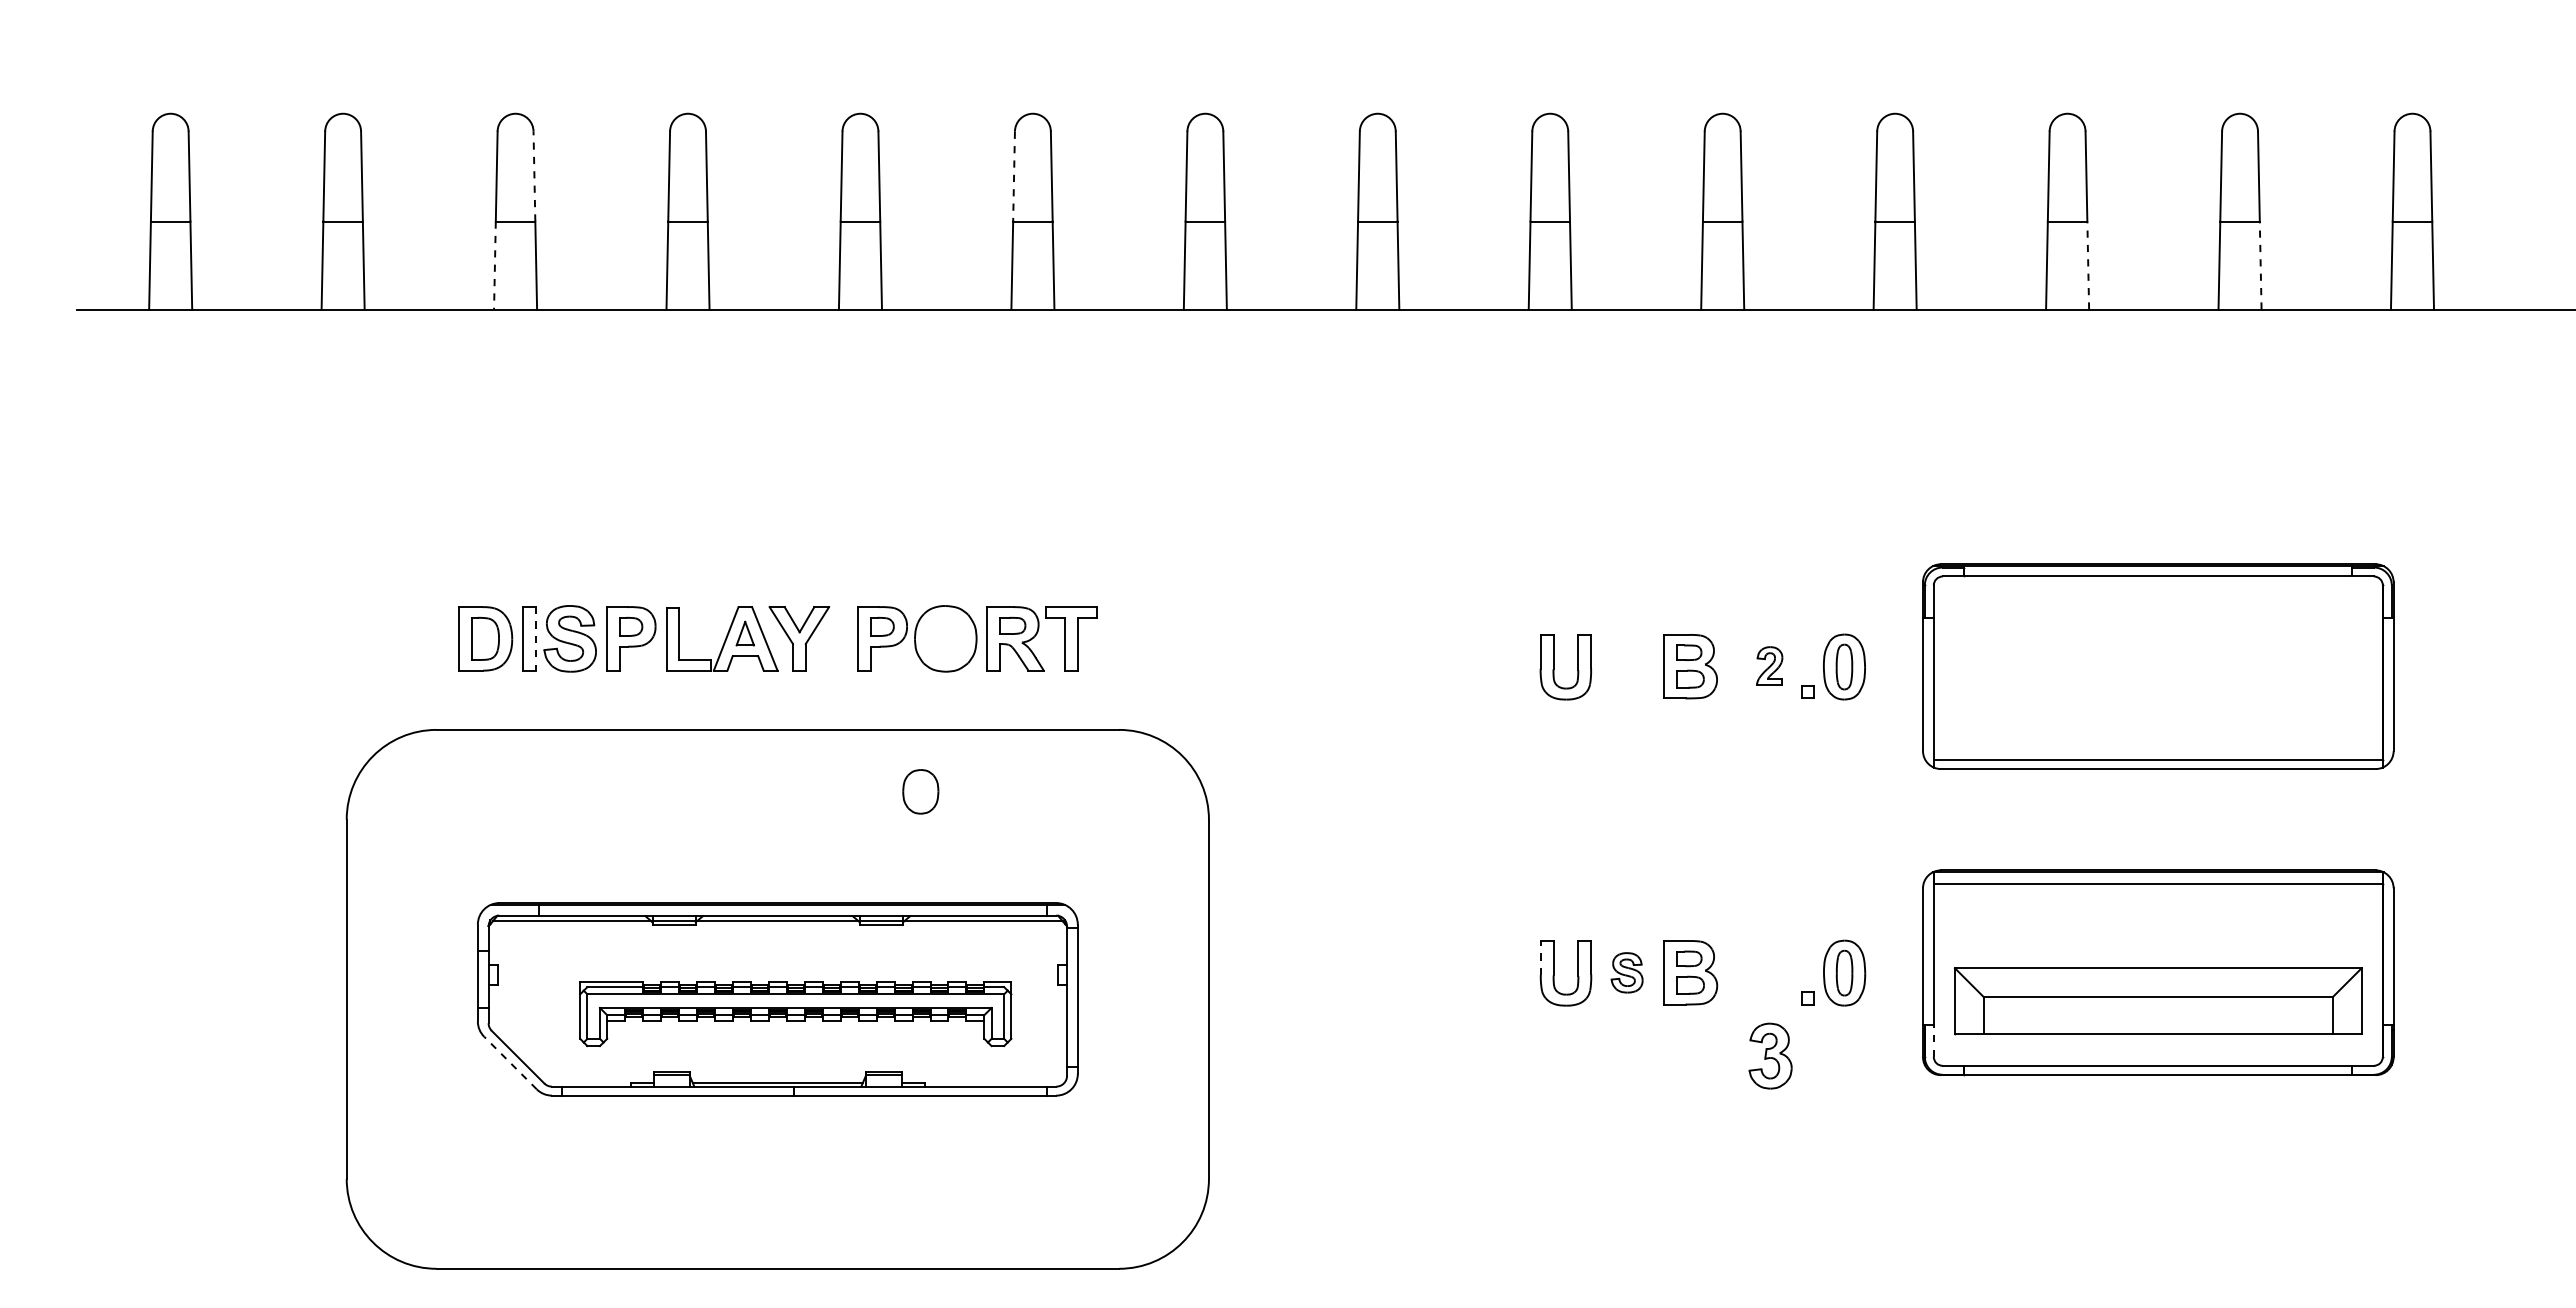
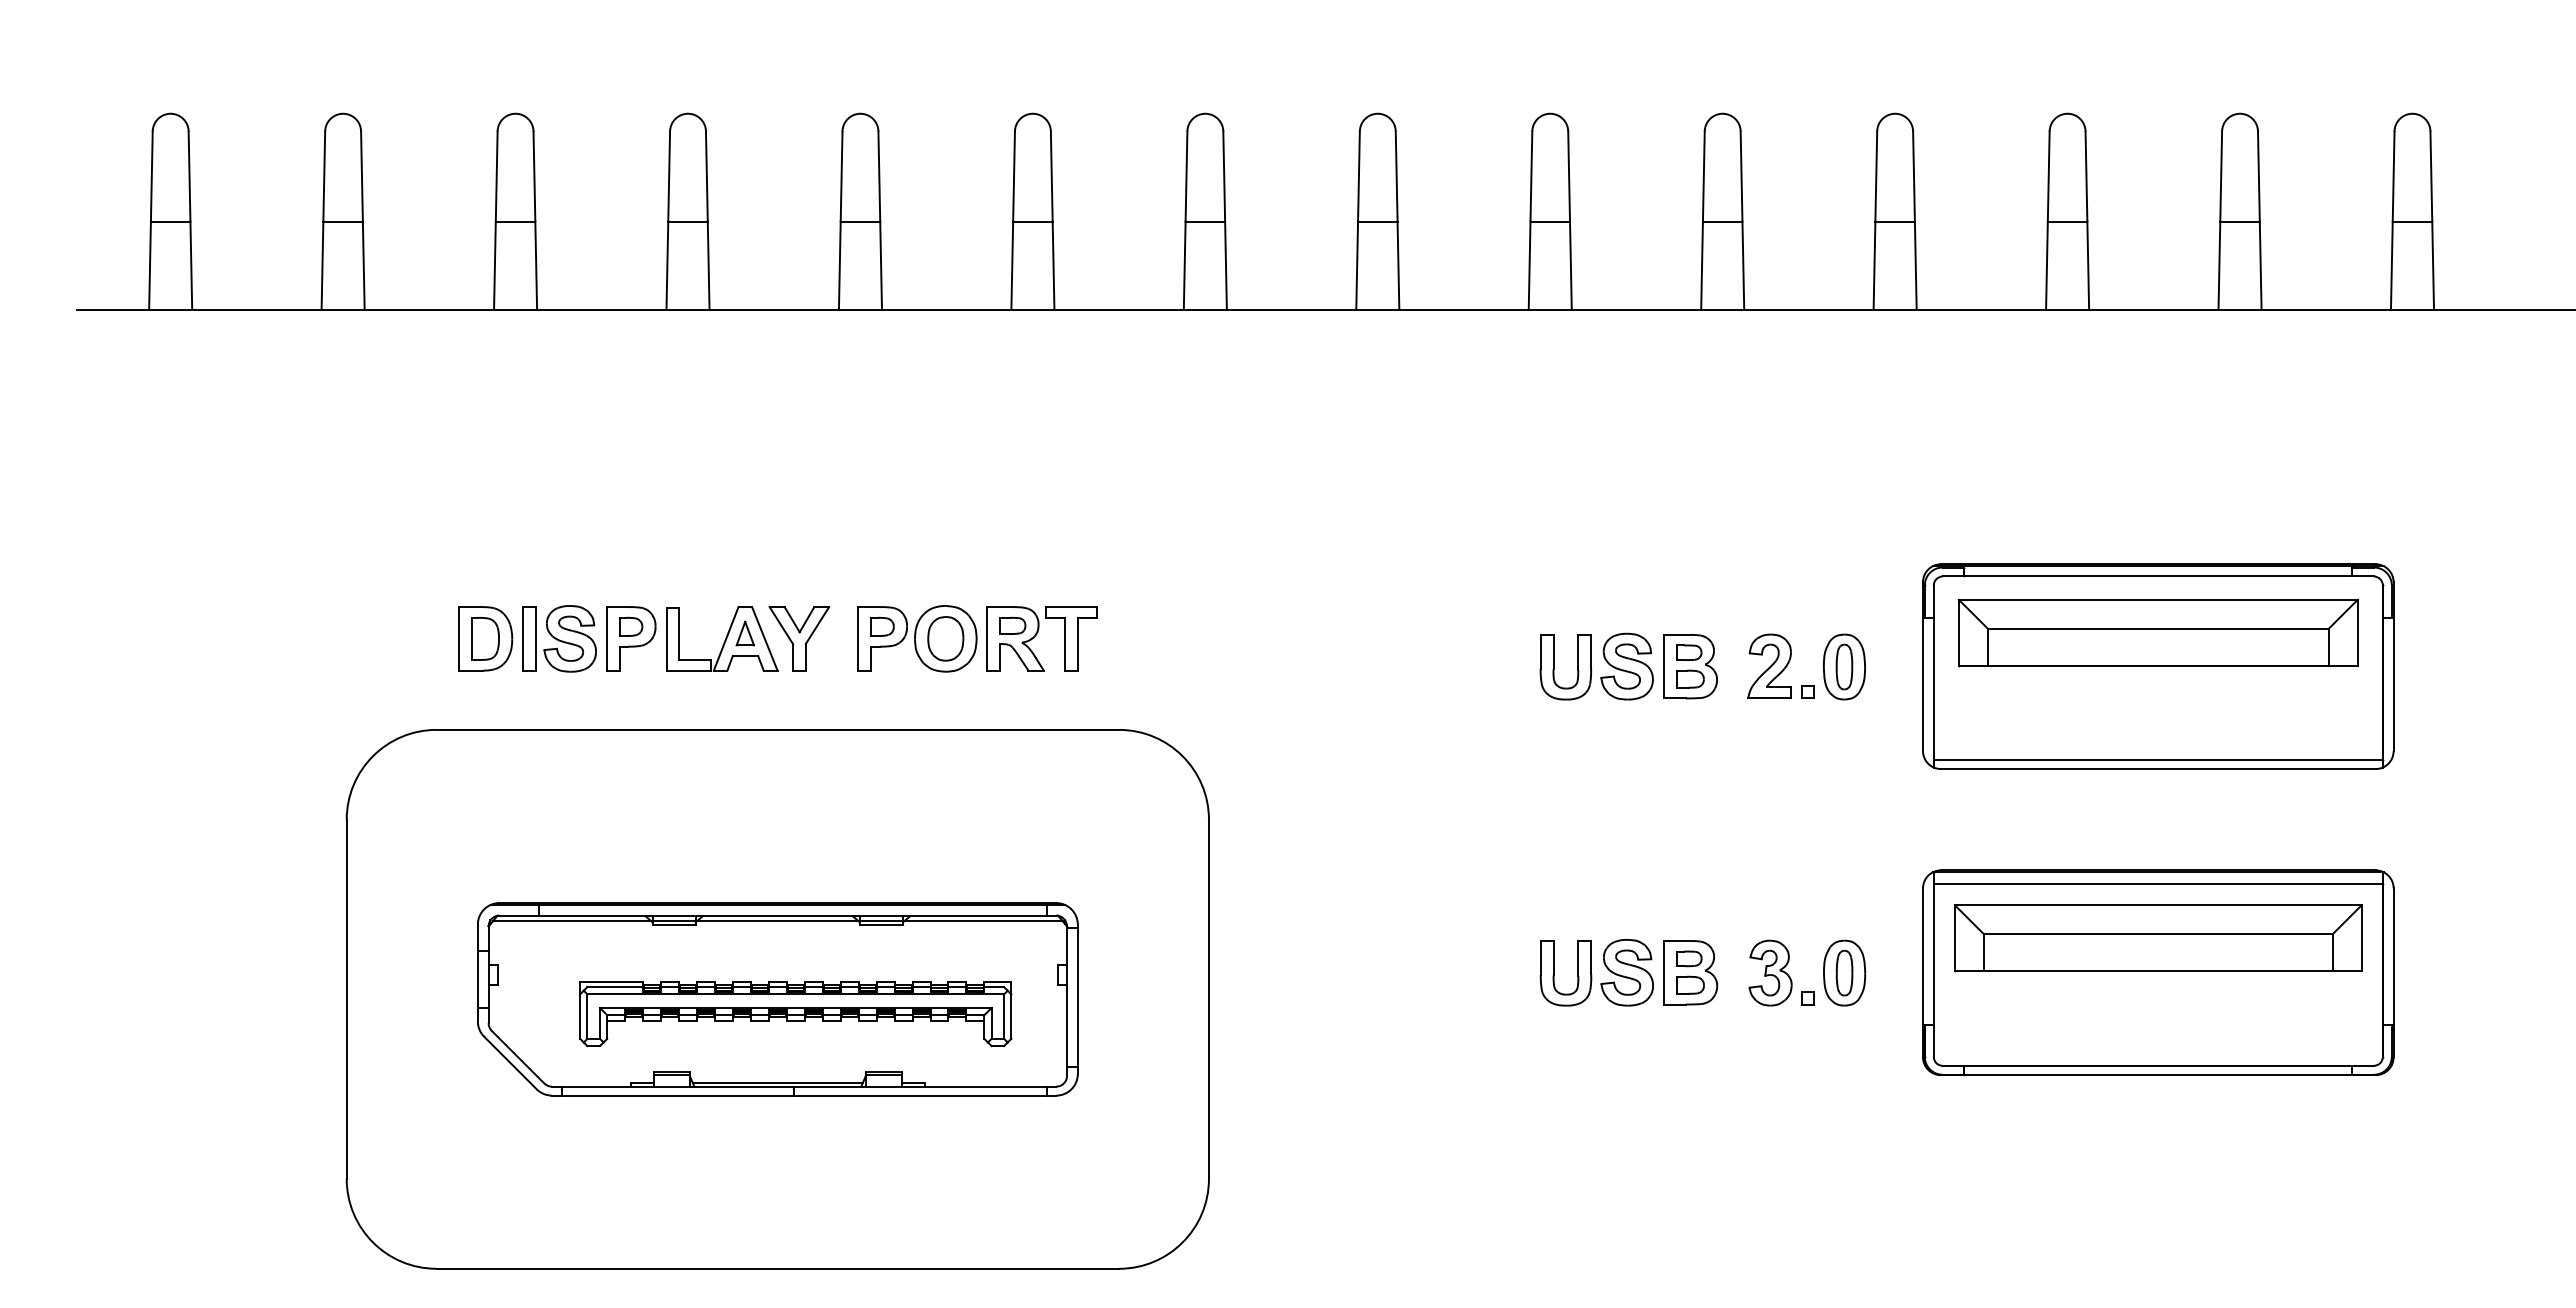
line: dashed -> solid (534, 176)
line: dashed -> solid (1014, 176)
line: dashed -> solid (2088, 265)
line: dashed -> solid (2260, 265)
line: dashed -> solid (494, 266)
part: none -> present (2157, 632)
line: dashed -> solid (535, 638)
part size: 28x40 px -> 45x66 px (1769, 665)
part: none -> present (1626, 666)
part position: (920, 791) -> (945, 638) (945, 638)
line: dashed -> solid (1540, 957)
part size: 34x42 px -> 54x68 px (1626, 972)
part position: (2157, 1001) -> (2157, 938) (2157, 938)
line: dashed -> solid (1933, 1040)
part position: (1770, 1055) -> (1770, 972) (1770, 972)
line: dashed -> solid (510, 1062)
